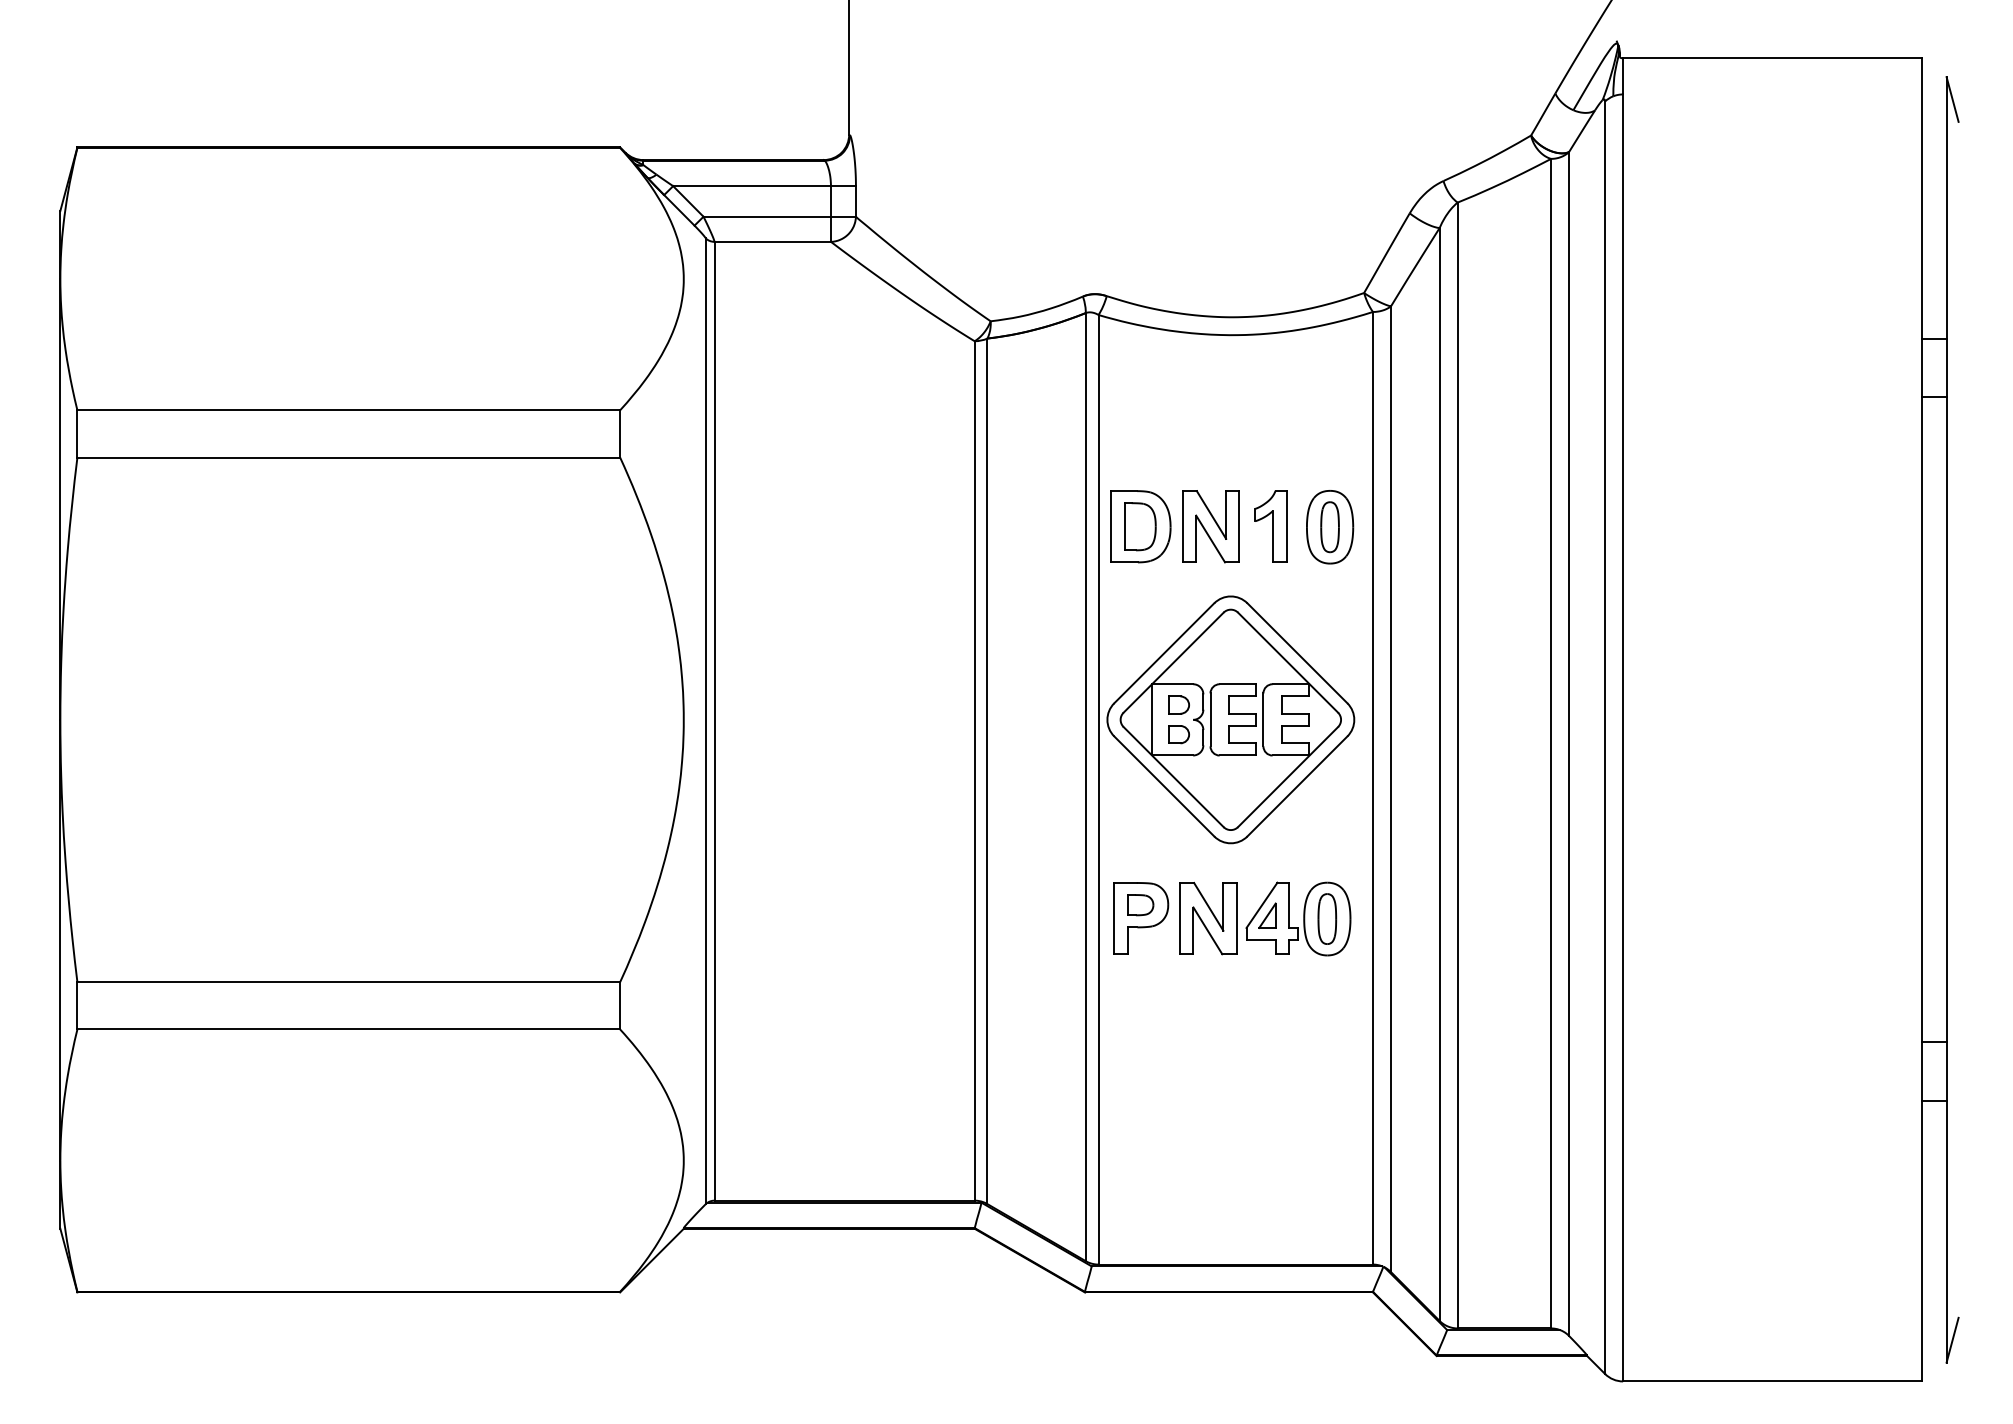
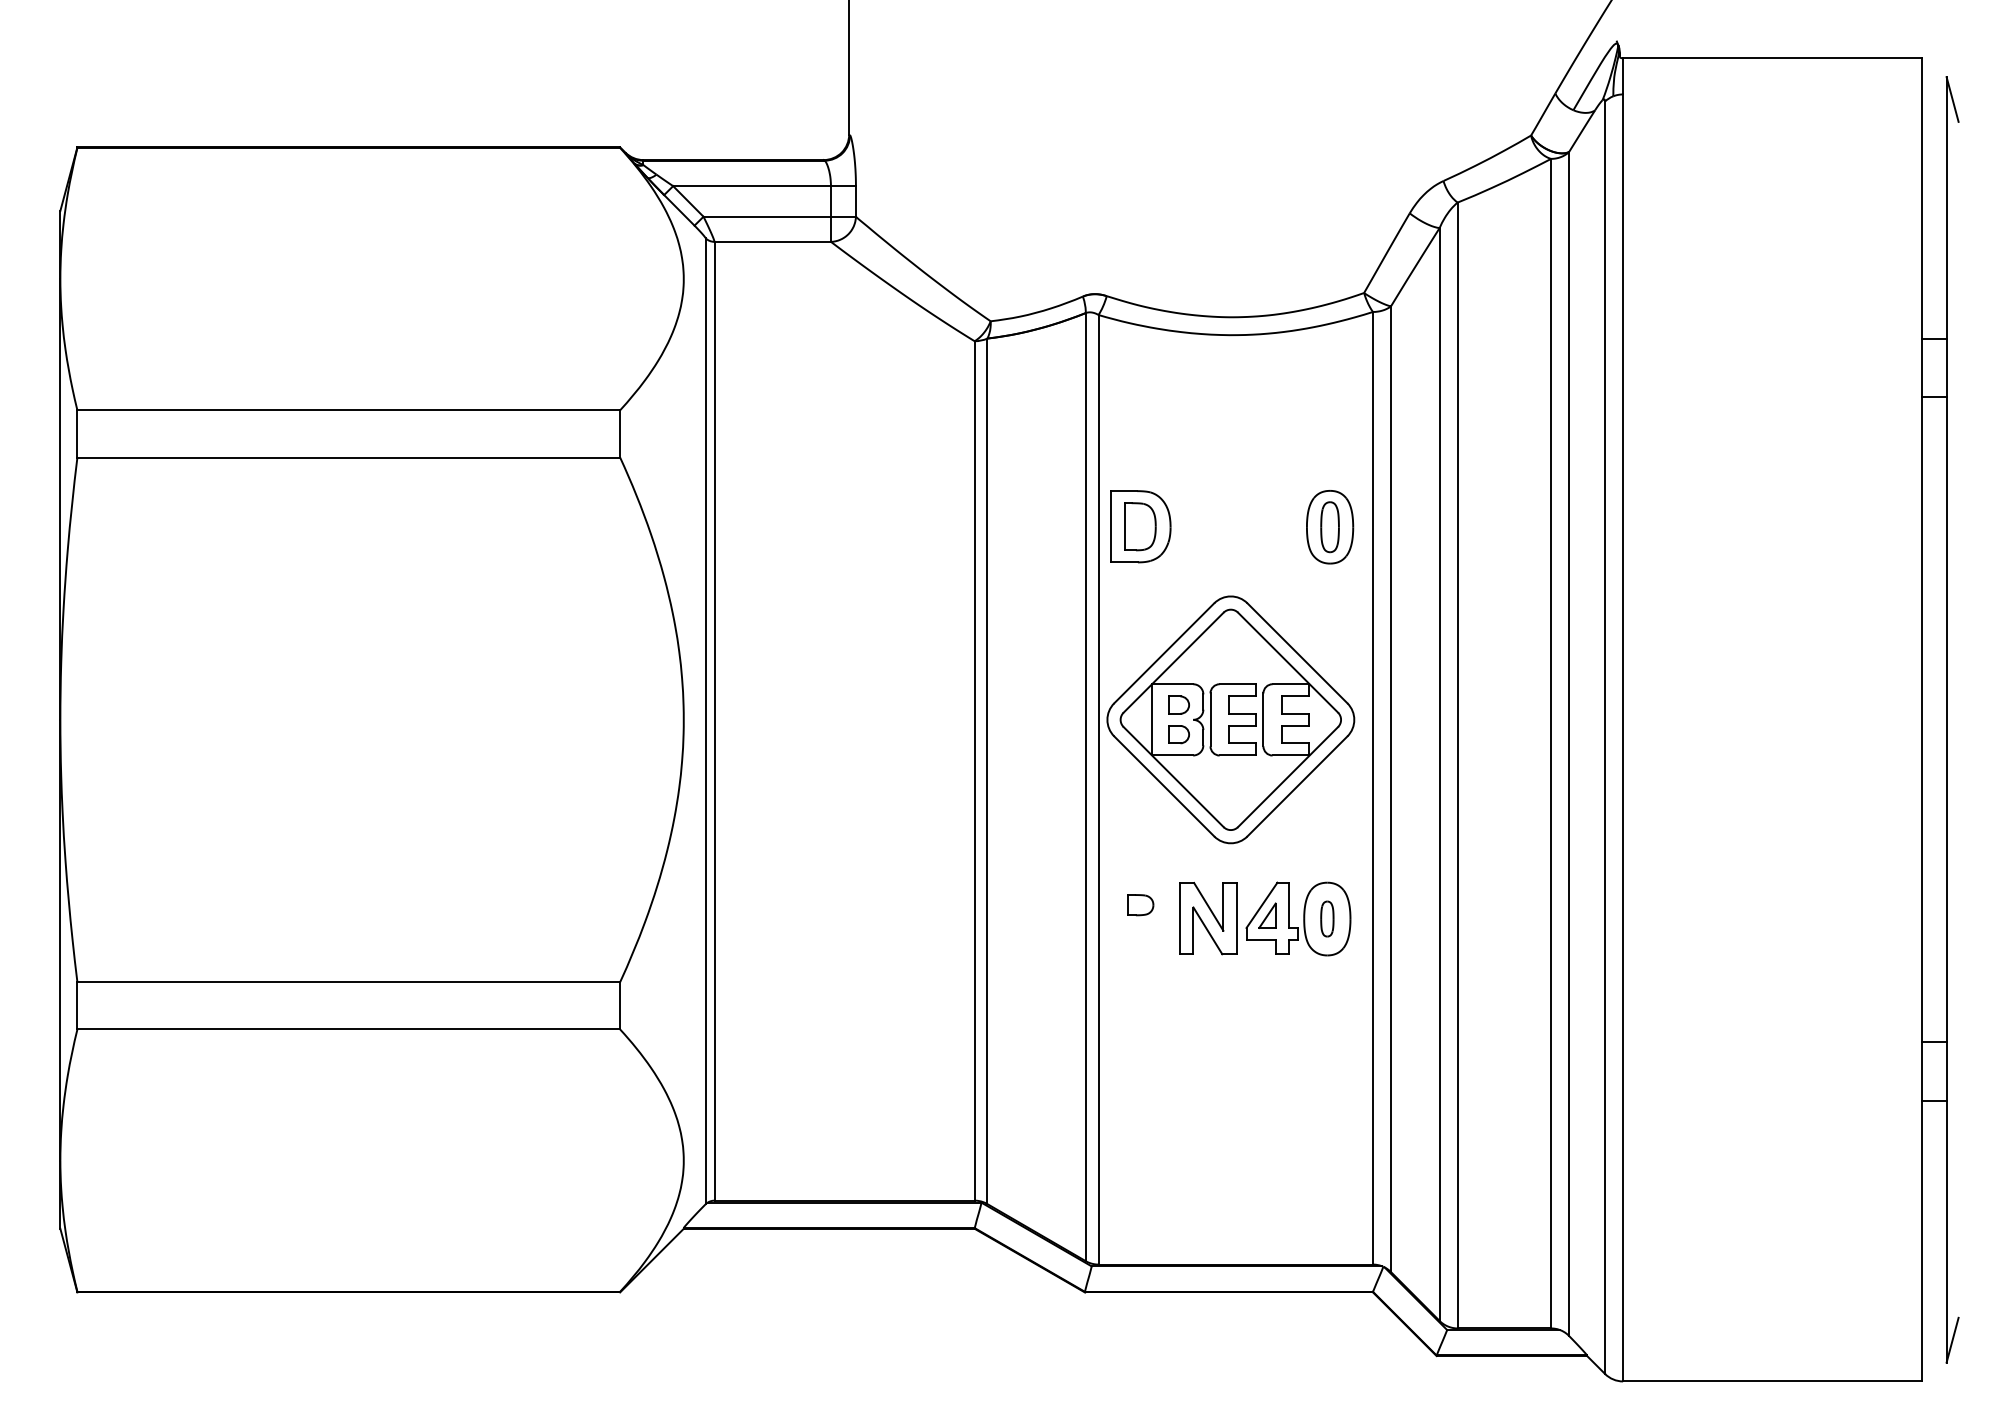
part: present -> none (1210, 526)
part: present -> none (1270, 526)
part: present -> none (1141, 918)
part size: 21x52 px -> 15x38 px (1327, 918)
